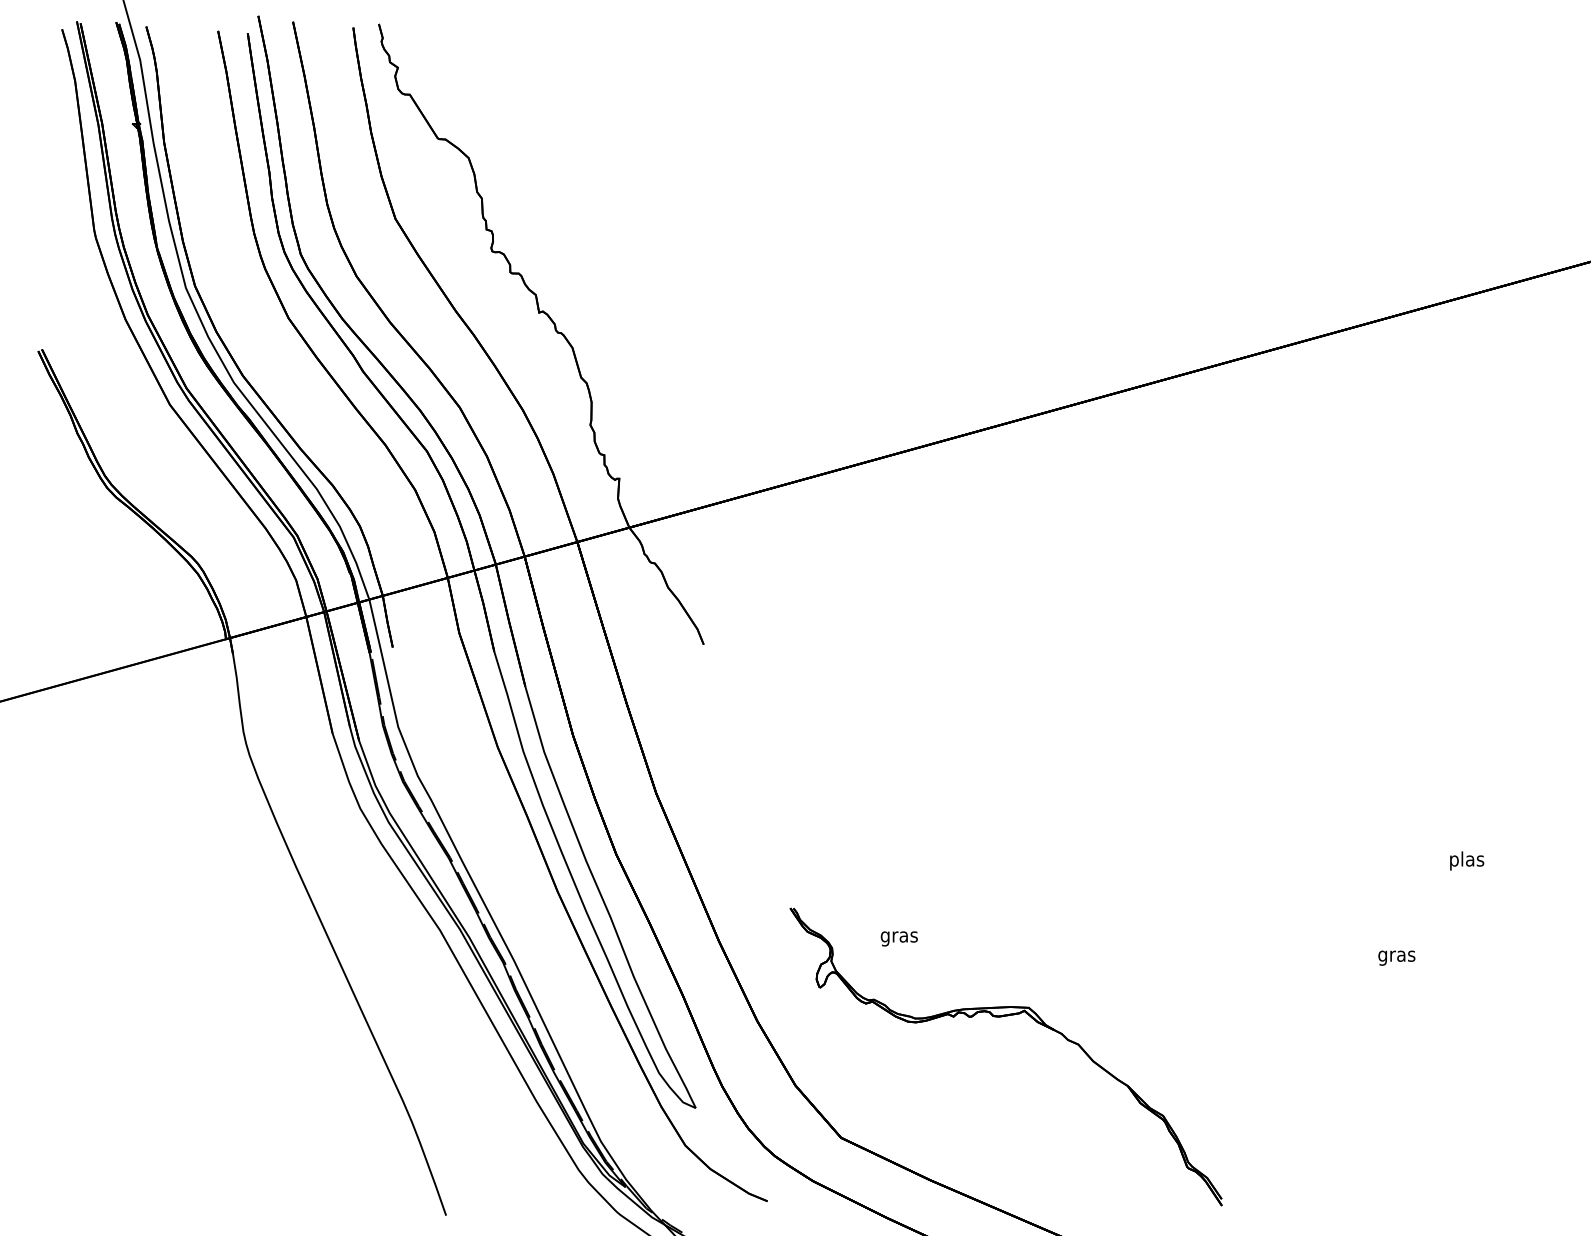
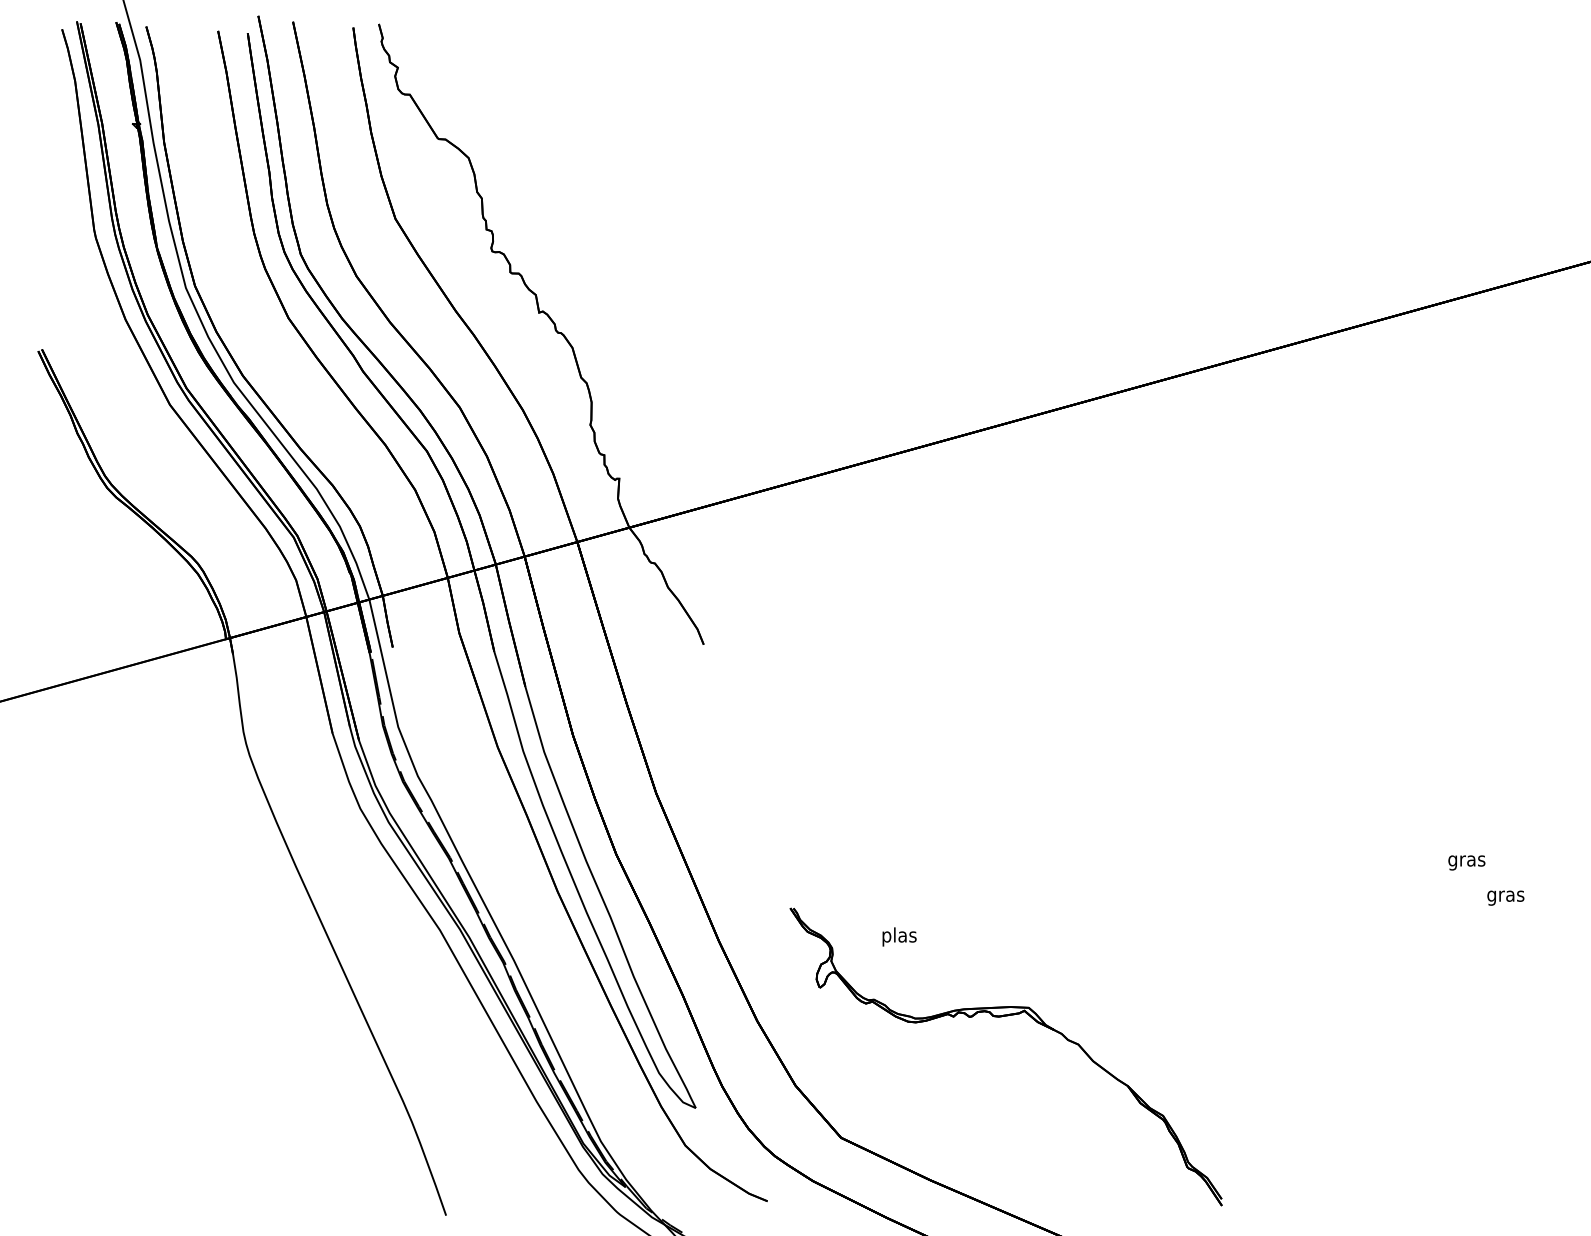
text: plas -> gras (1466, 860)
text: gras -> plas (898, 936)
text position: (1396, 957) -> (1505, 897) (1505, 897)
